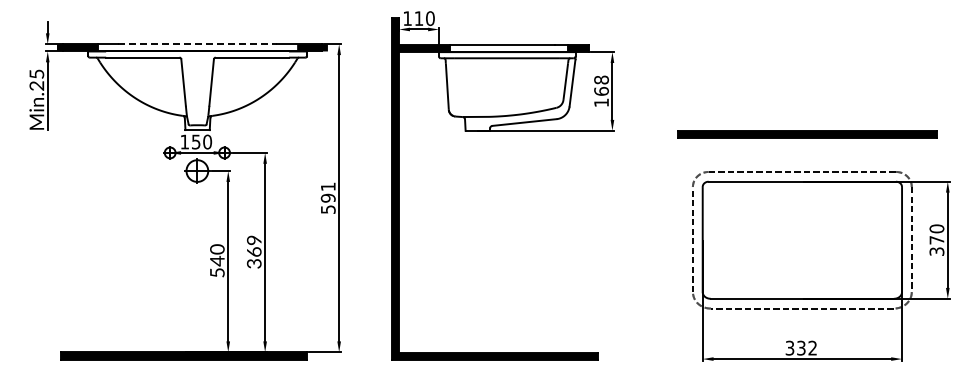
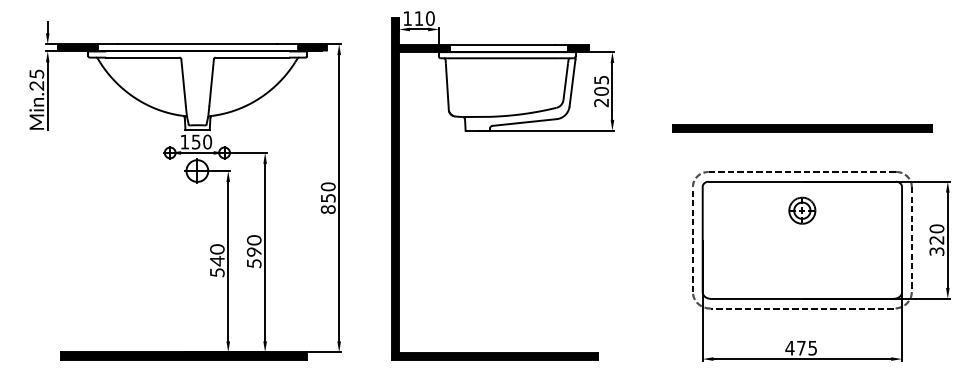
line: dashed -> solid (198, 44)
text: 168 -> 205 (601, 91)
part position: (807, 134) -> (802, 128) (802, 128)
text: 591 -> 850 (327, 197)
part: none -> present (802, 210)
text: 370 -> 320 (936, 240)
text: 369 -> 590 (253, 251)
text: 332 -> 475 (800, 347)
